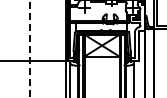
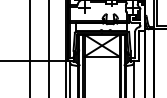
line: none -> present (49, 48)
line: dashed -> solid (29, 49)
